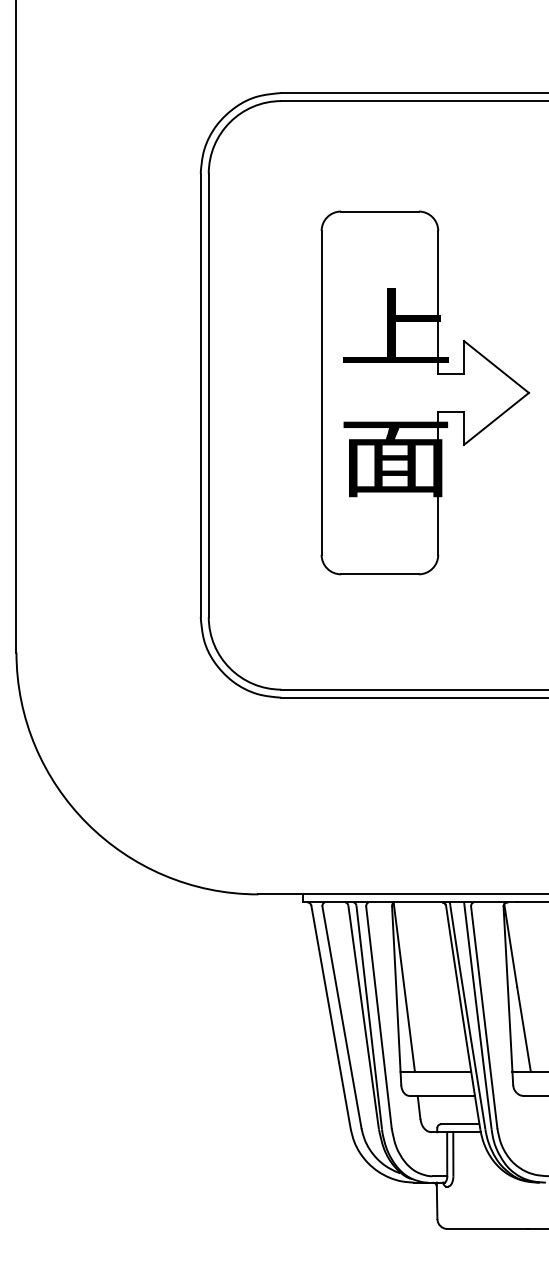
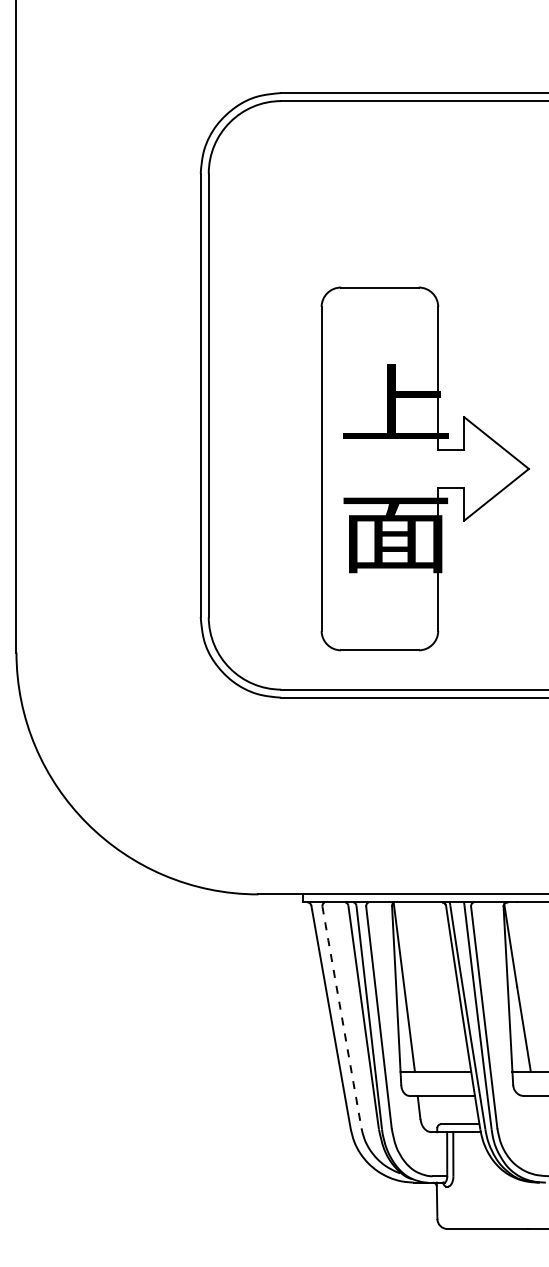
part position: (424, 392) -> (424, 468) (424, 468)
line: solid -> dashed (341, 1017)
